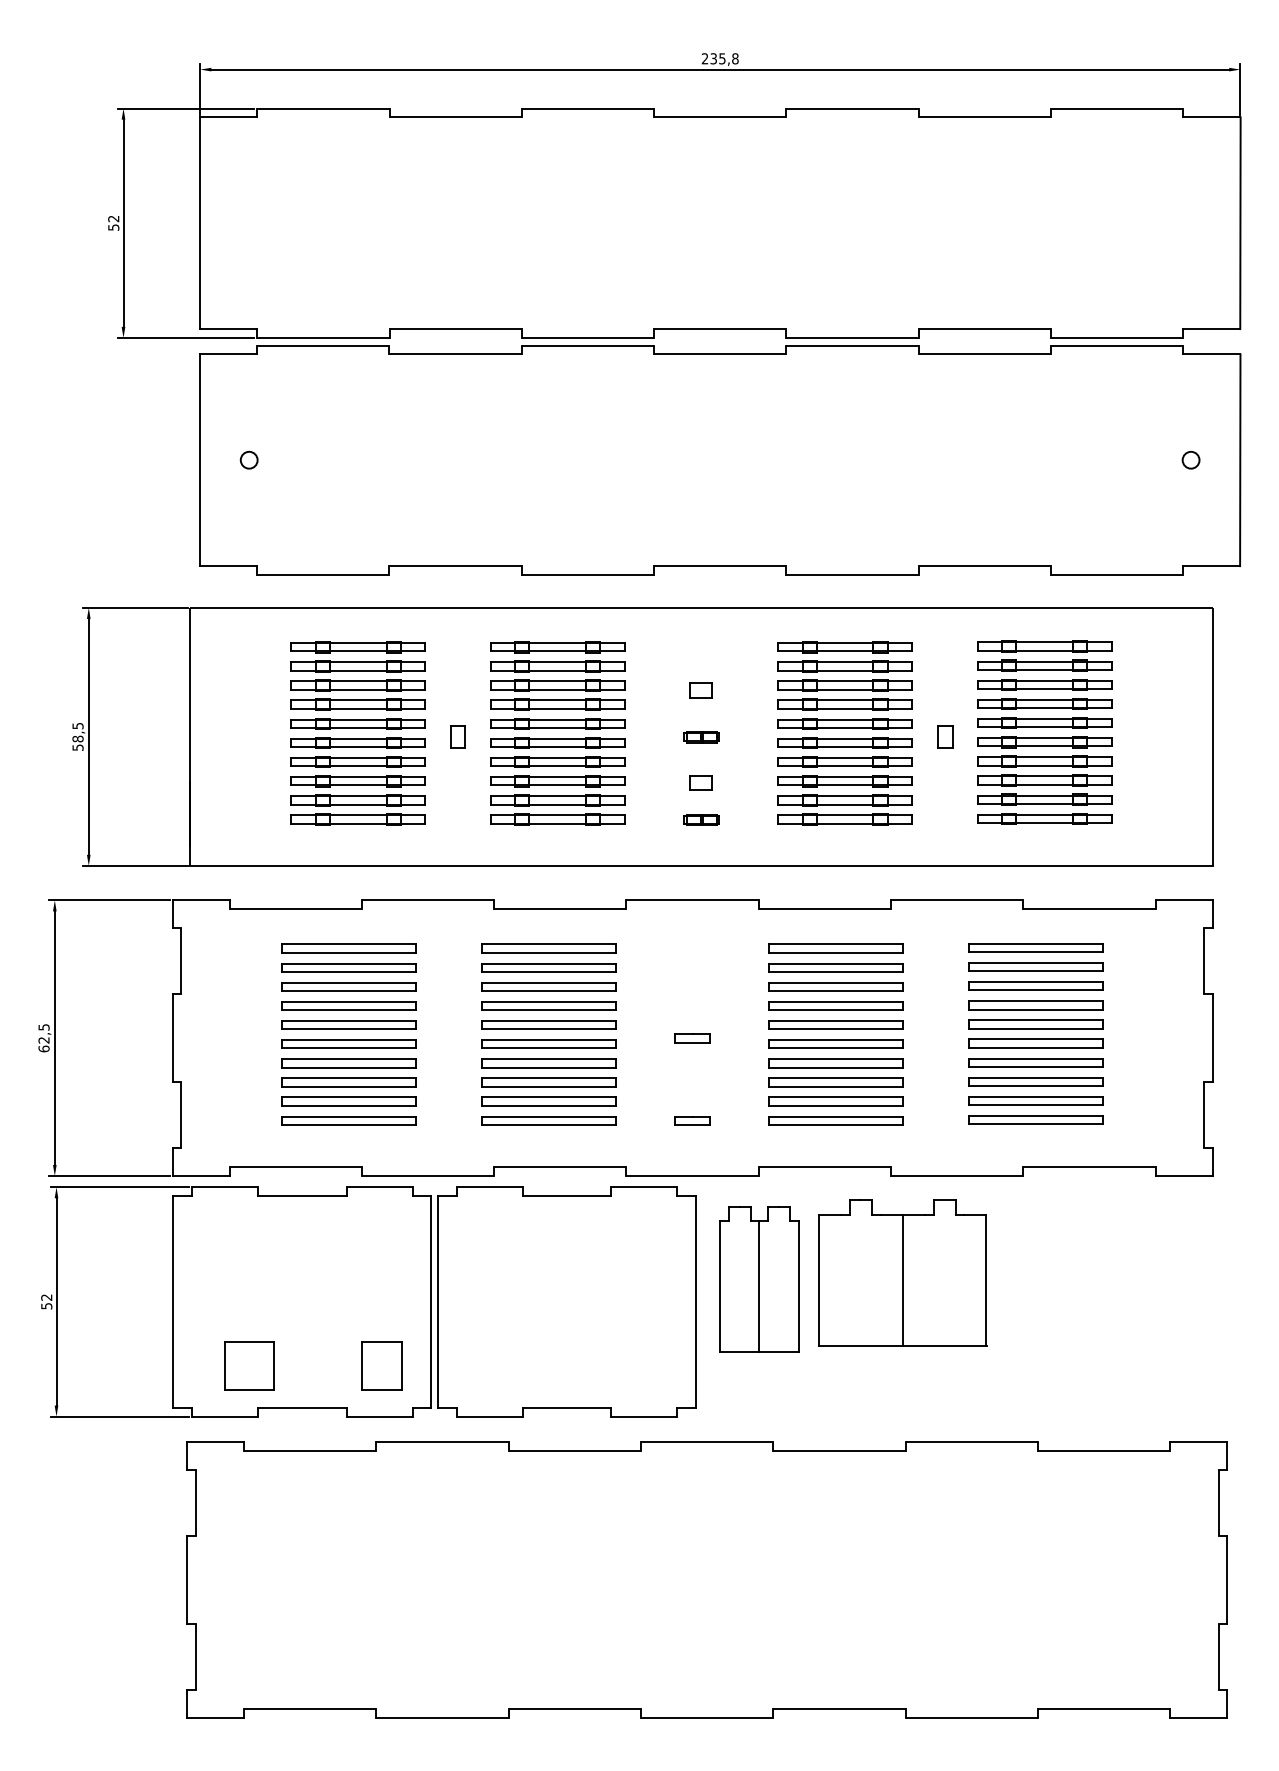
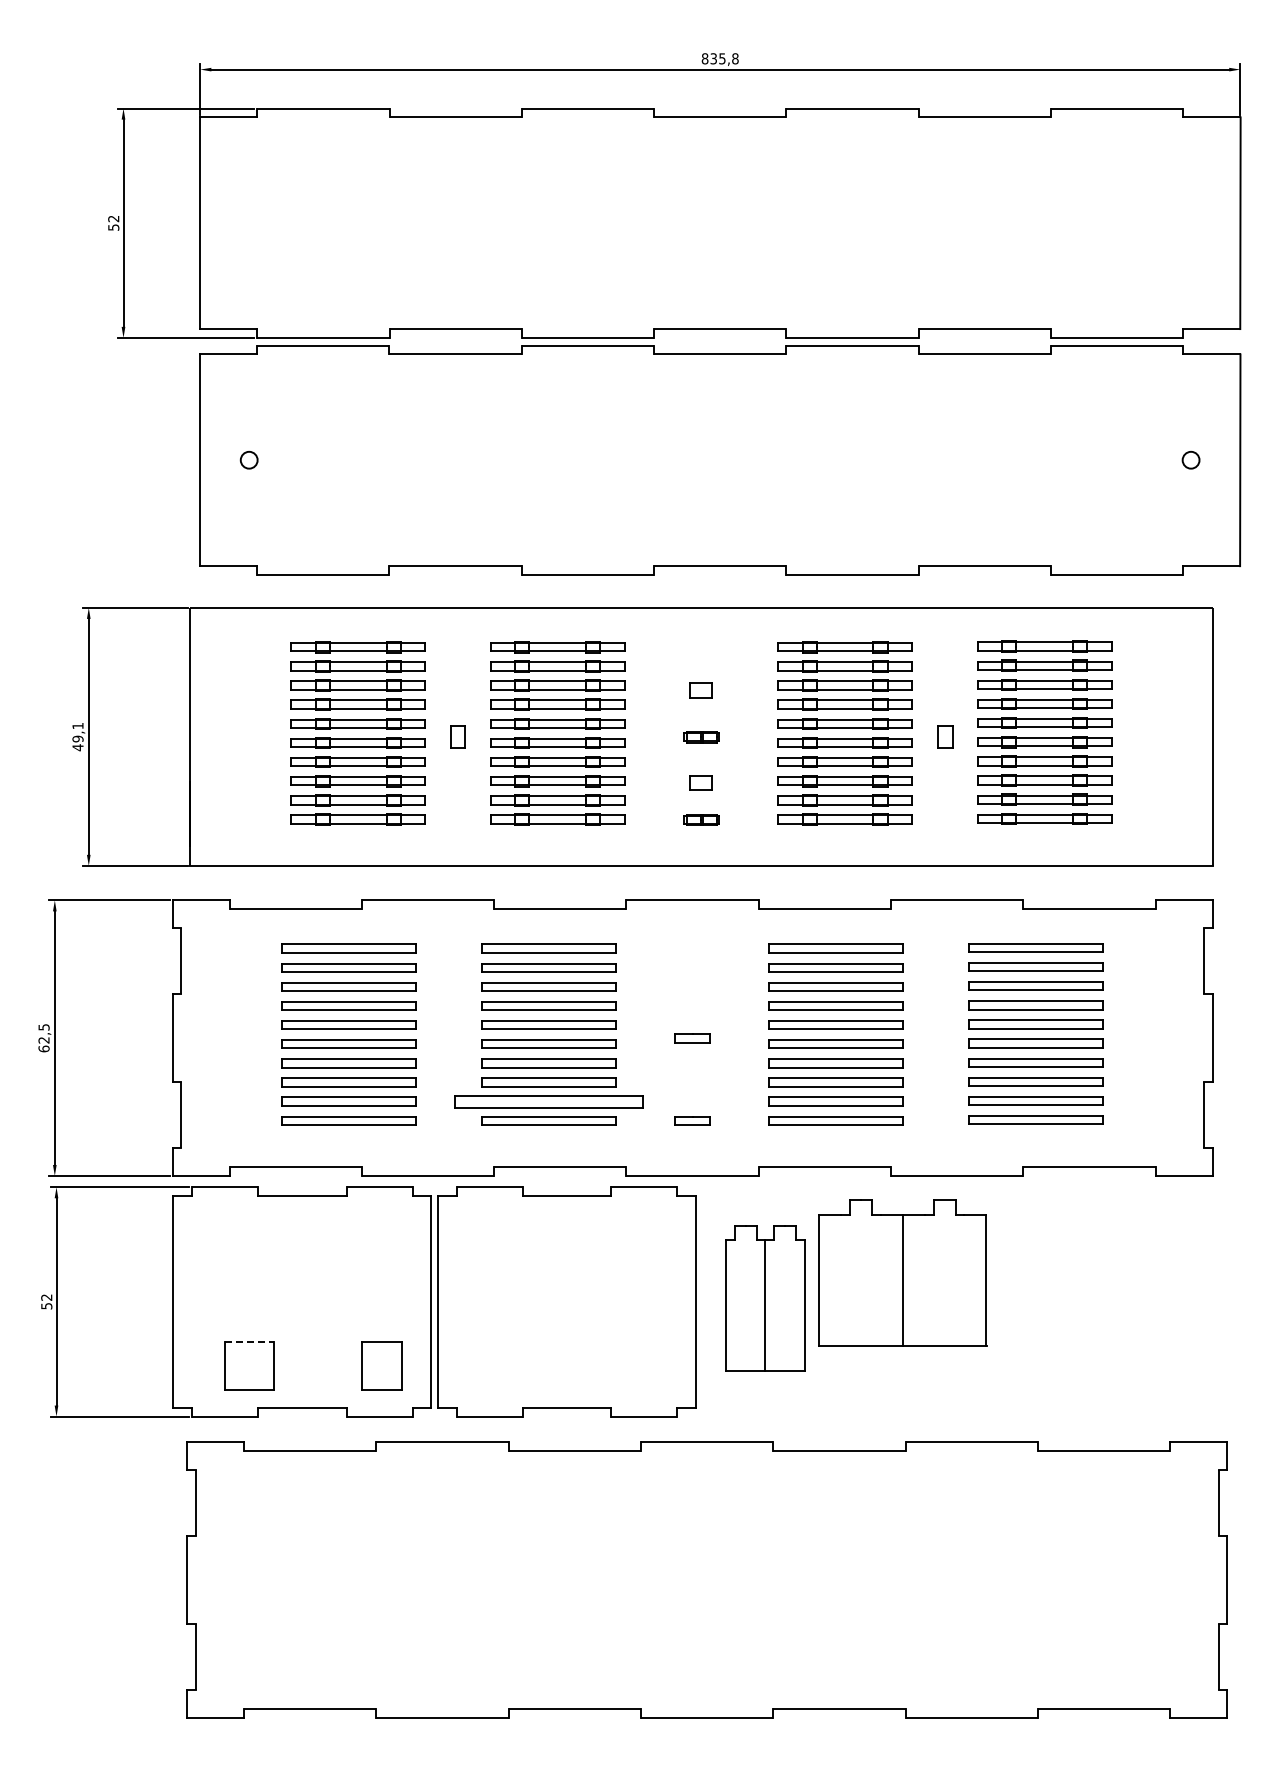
text: 235,8 -> 835,8 (704, 58)
text: 58,5 -> 49,1 (77, 737)
part size: 136x11 px -> 190x14 px (548, 1101)
part position: (759, 1279) -> (765, 1298) (765, 1298)
line: solid -> dashed (250, 1341)
